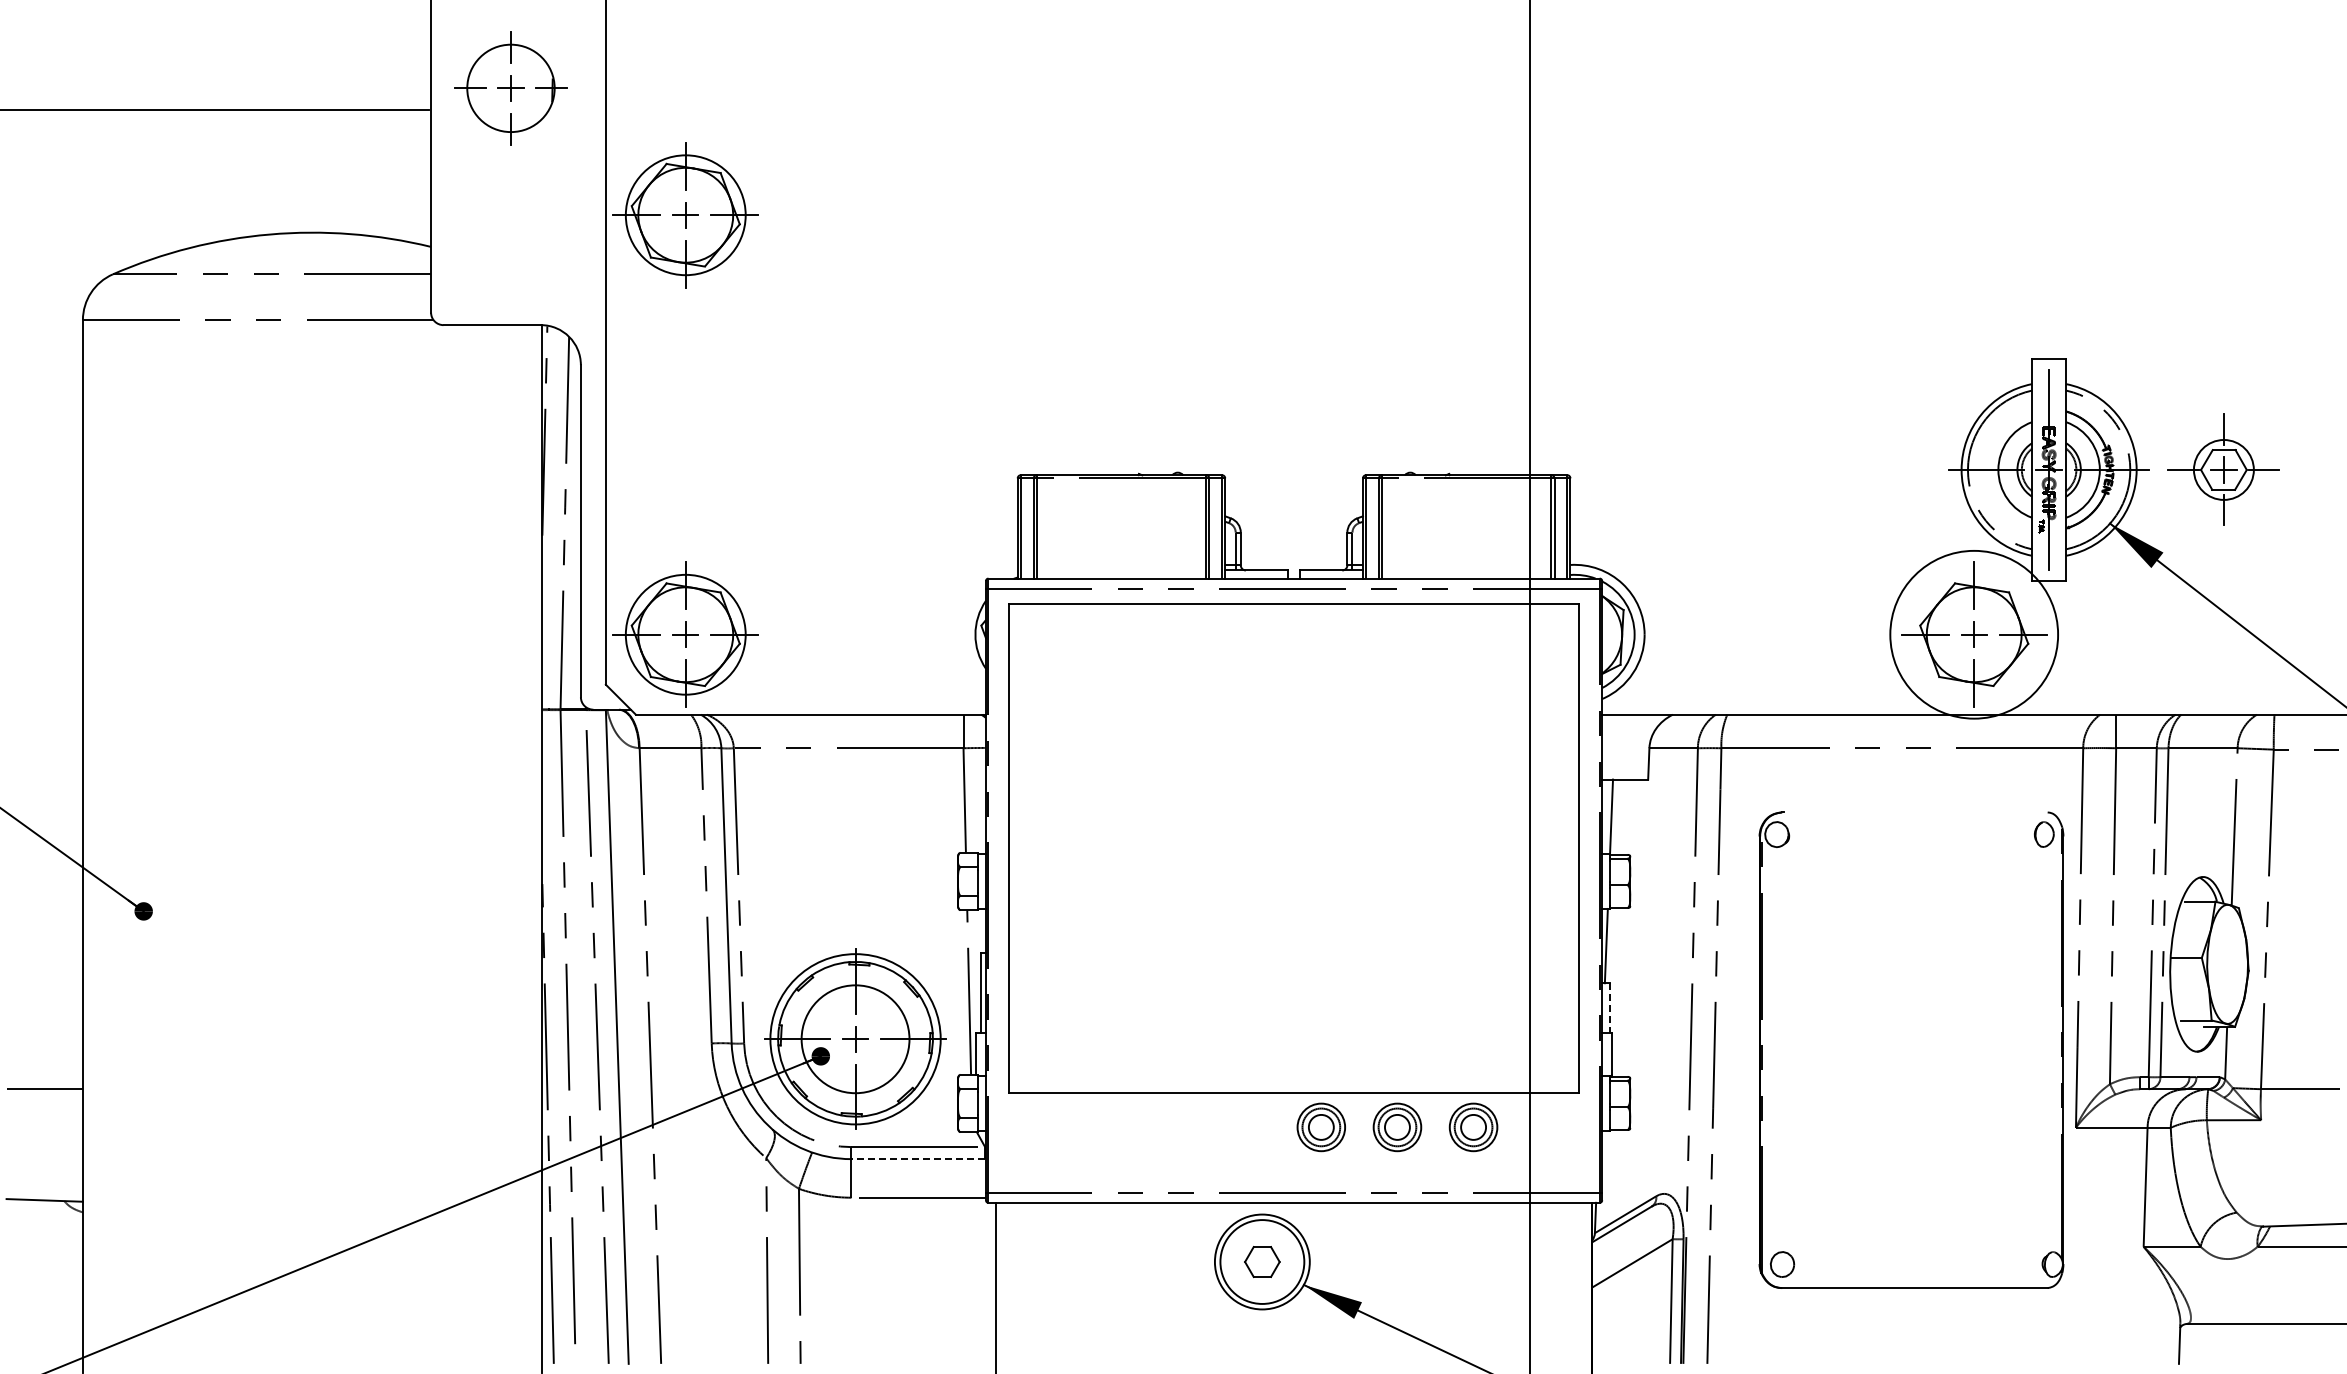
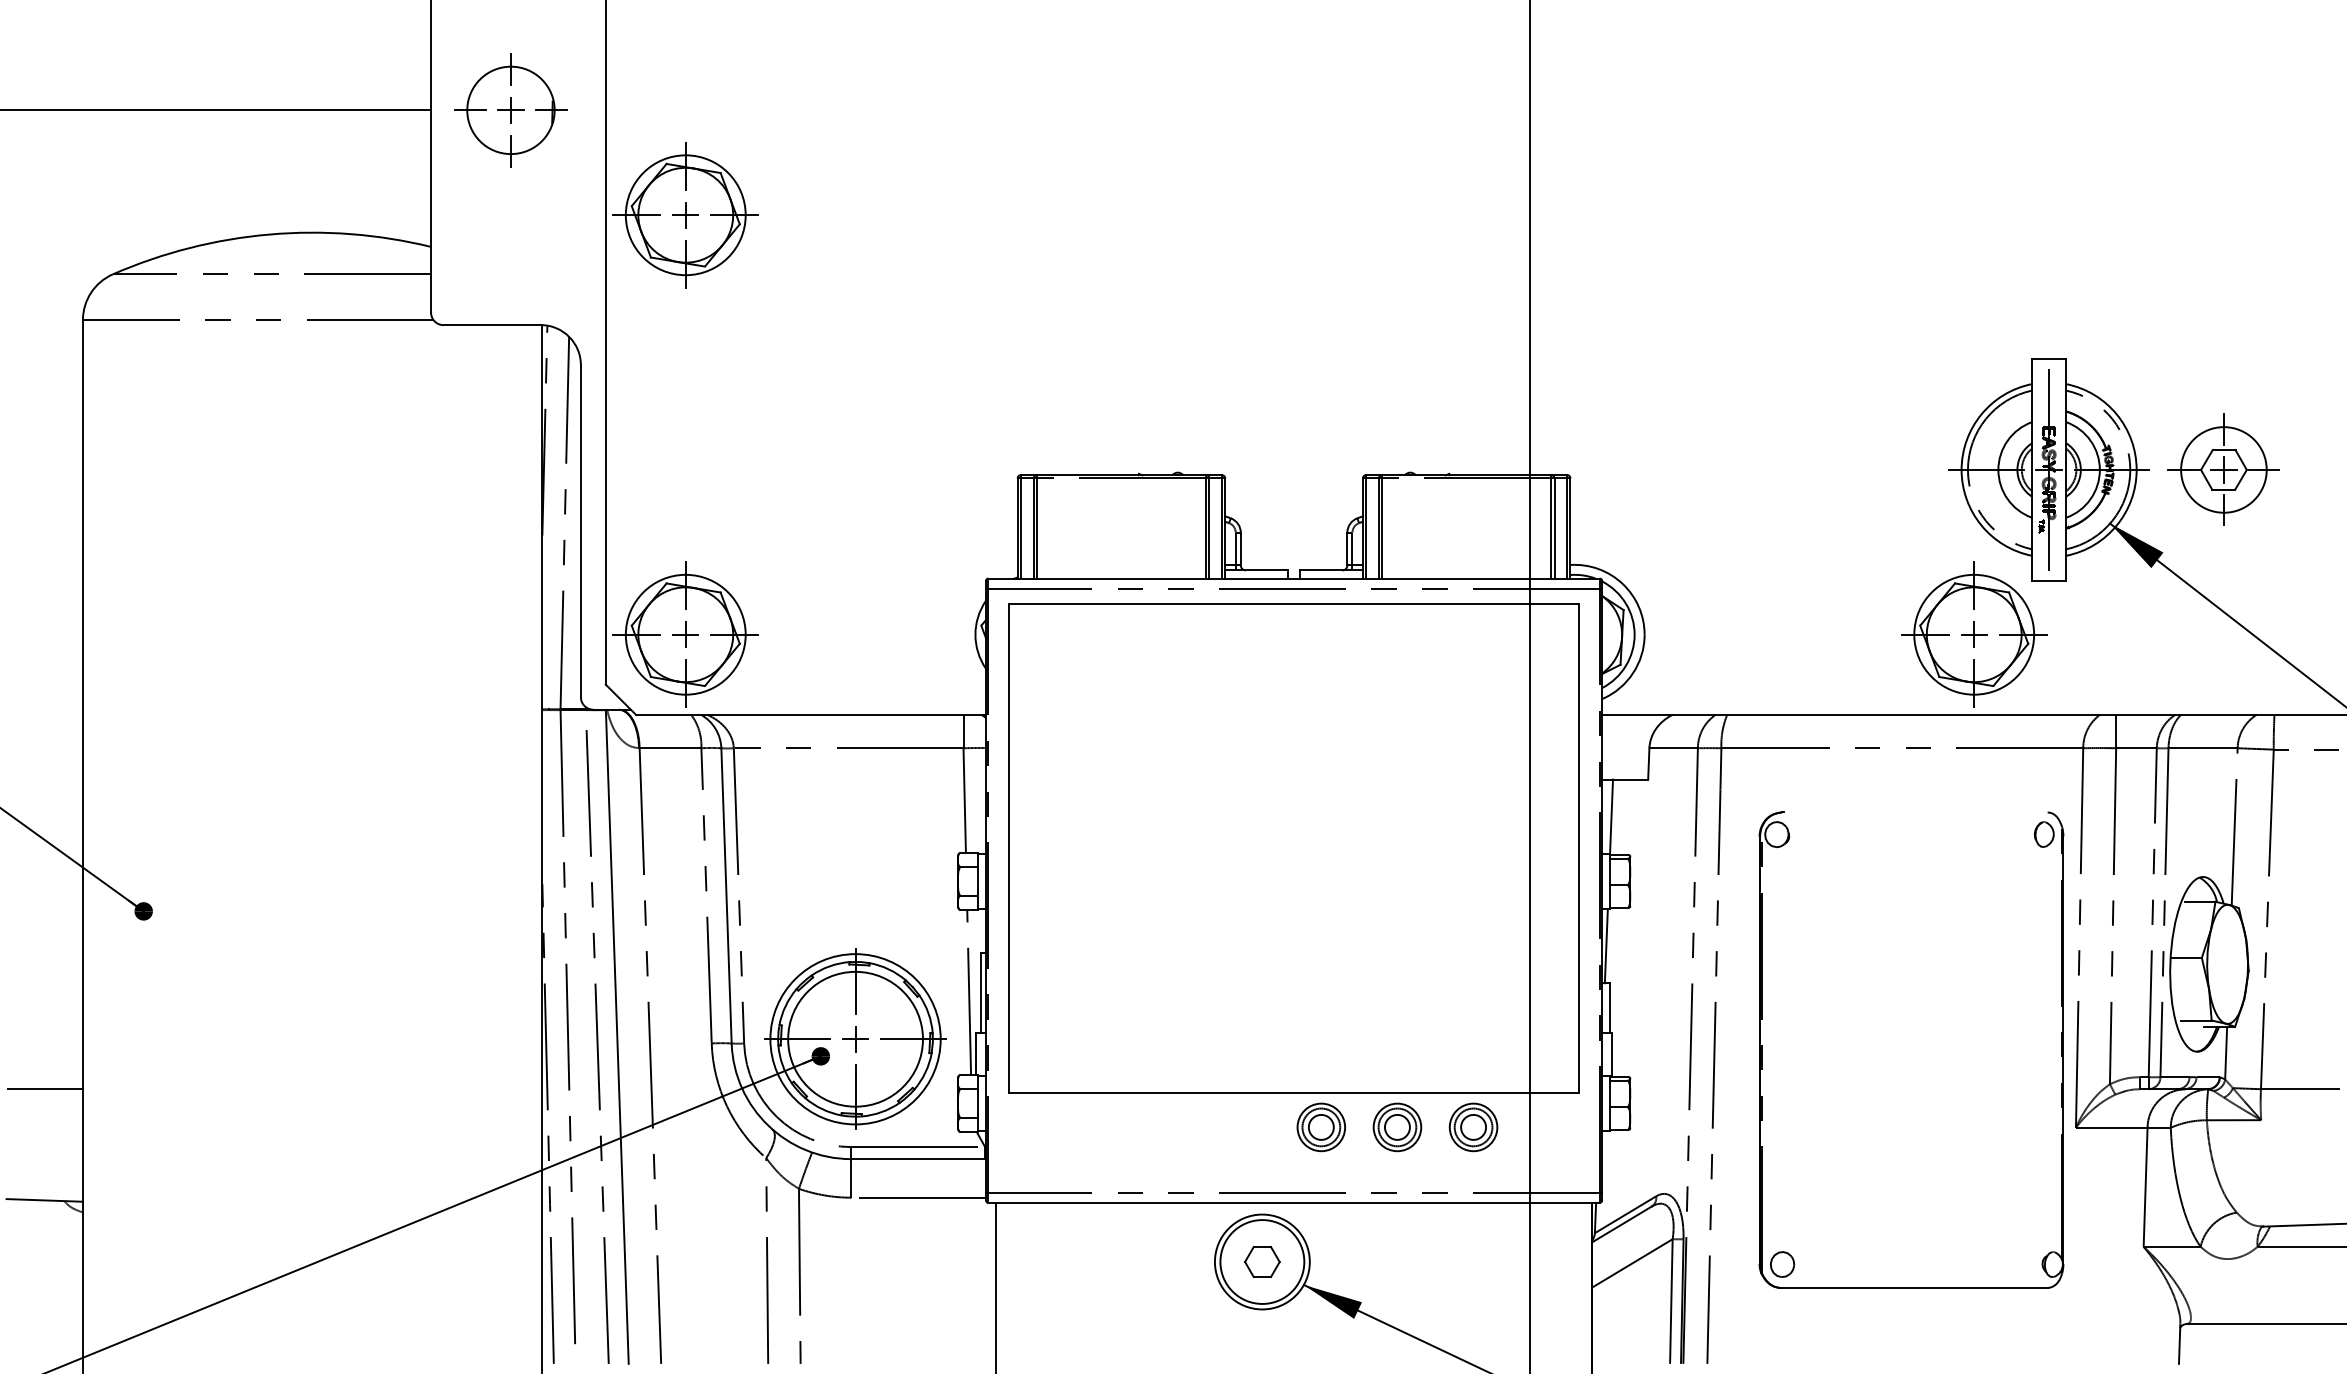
part position: (510, 88) -> (510, 110) (510, 110)
circle diameter: 60 px -> 86 px (2223, 469)
circle diameter: 168 px -> 120 px (1974, 634)
line: dashed -> solid (1609, 1008)
circle diameter: 108 px -> 135 px (855, 1038)
line: dashed -> solid (918, 1159)
